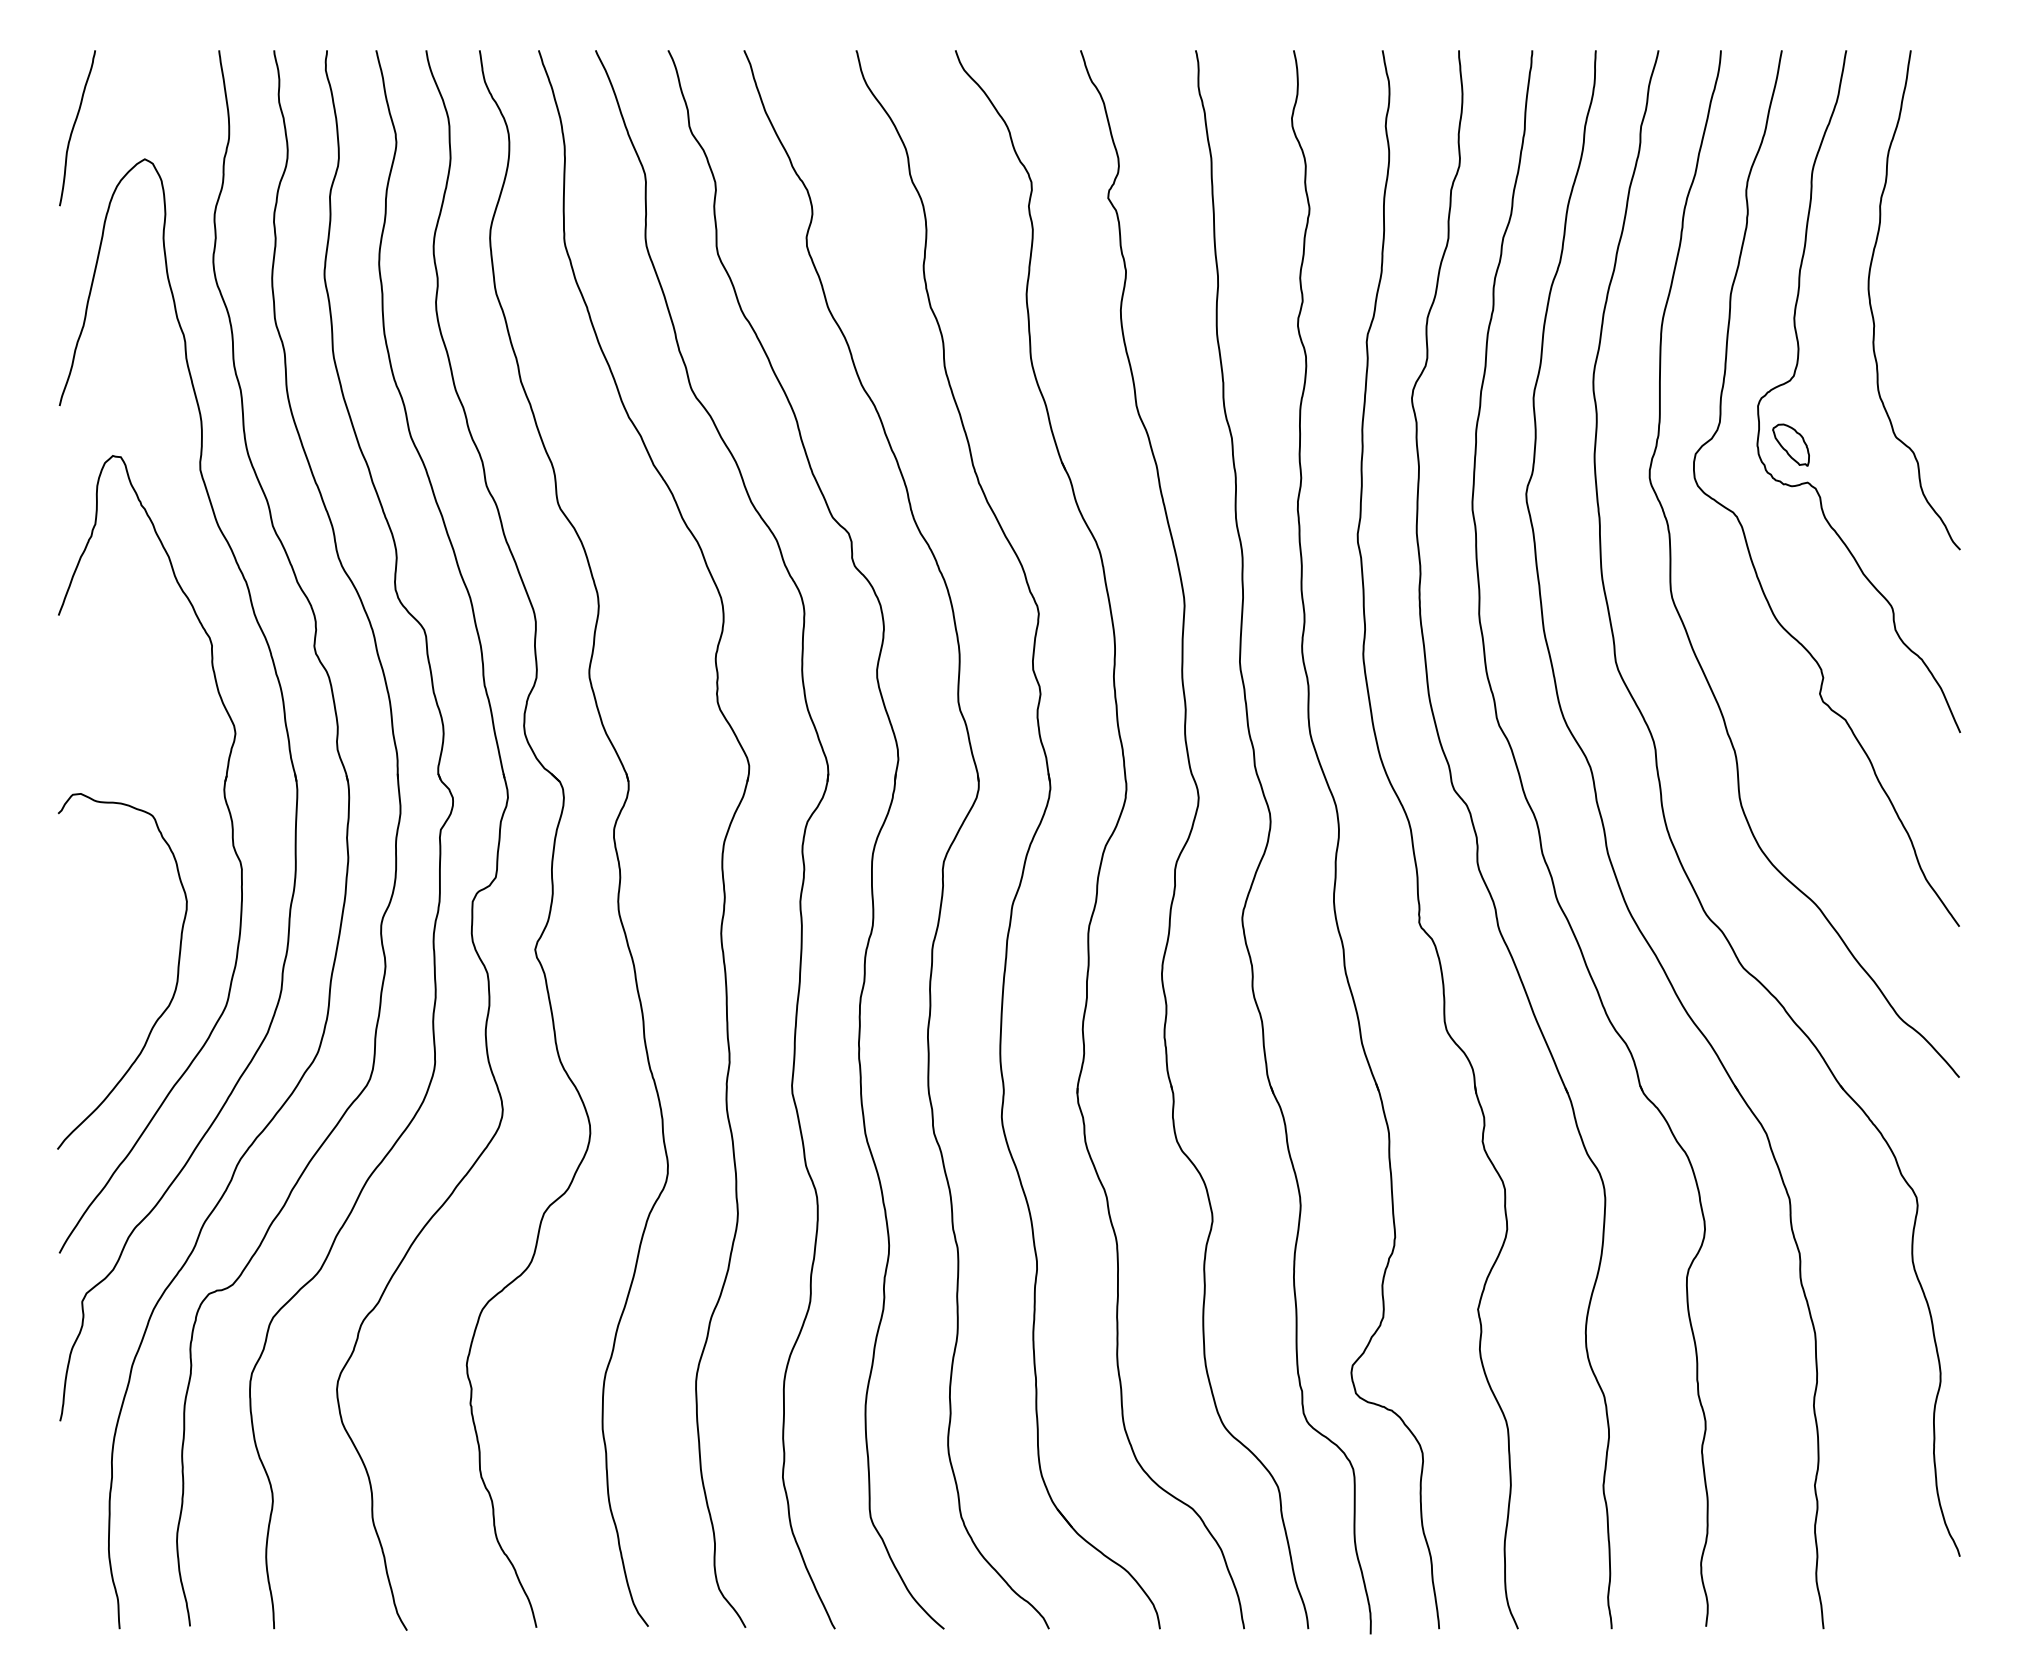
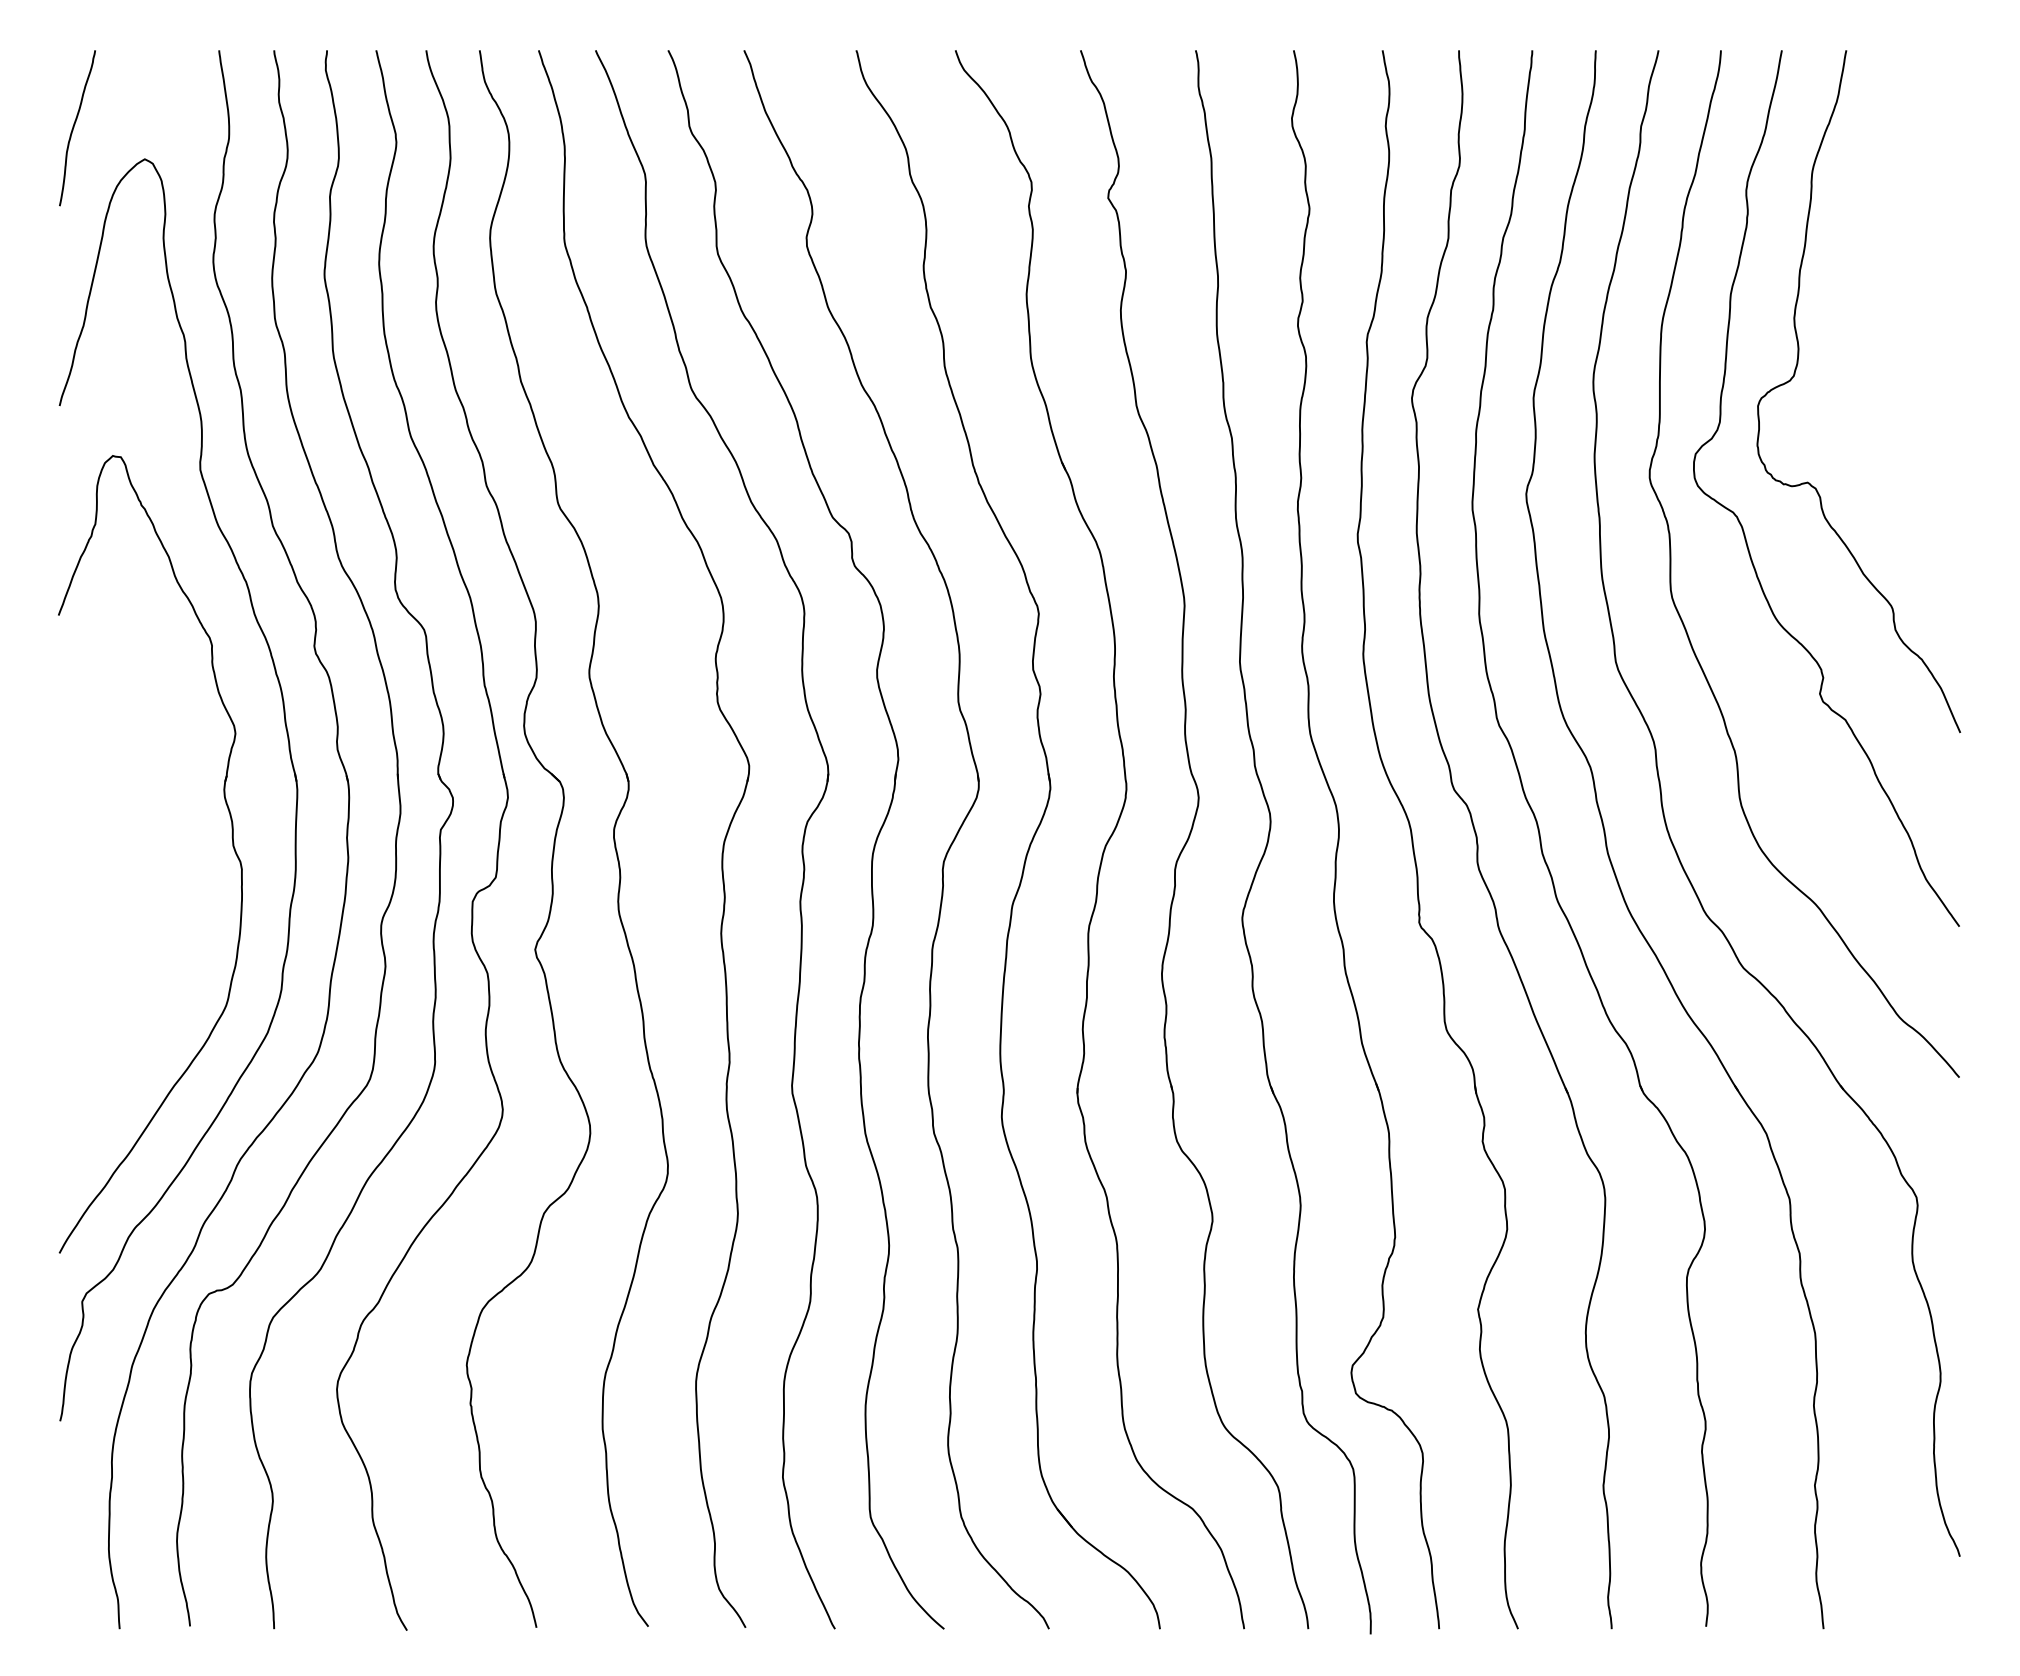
curve: present -> none (1872, 309)
part: present -> none (1790, 444)
curve: present -> none (176, 978)
